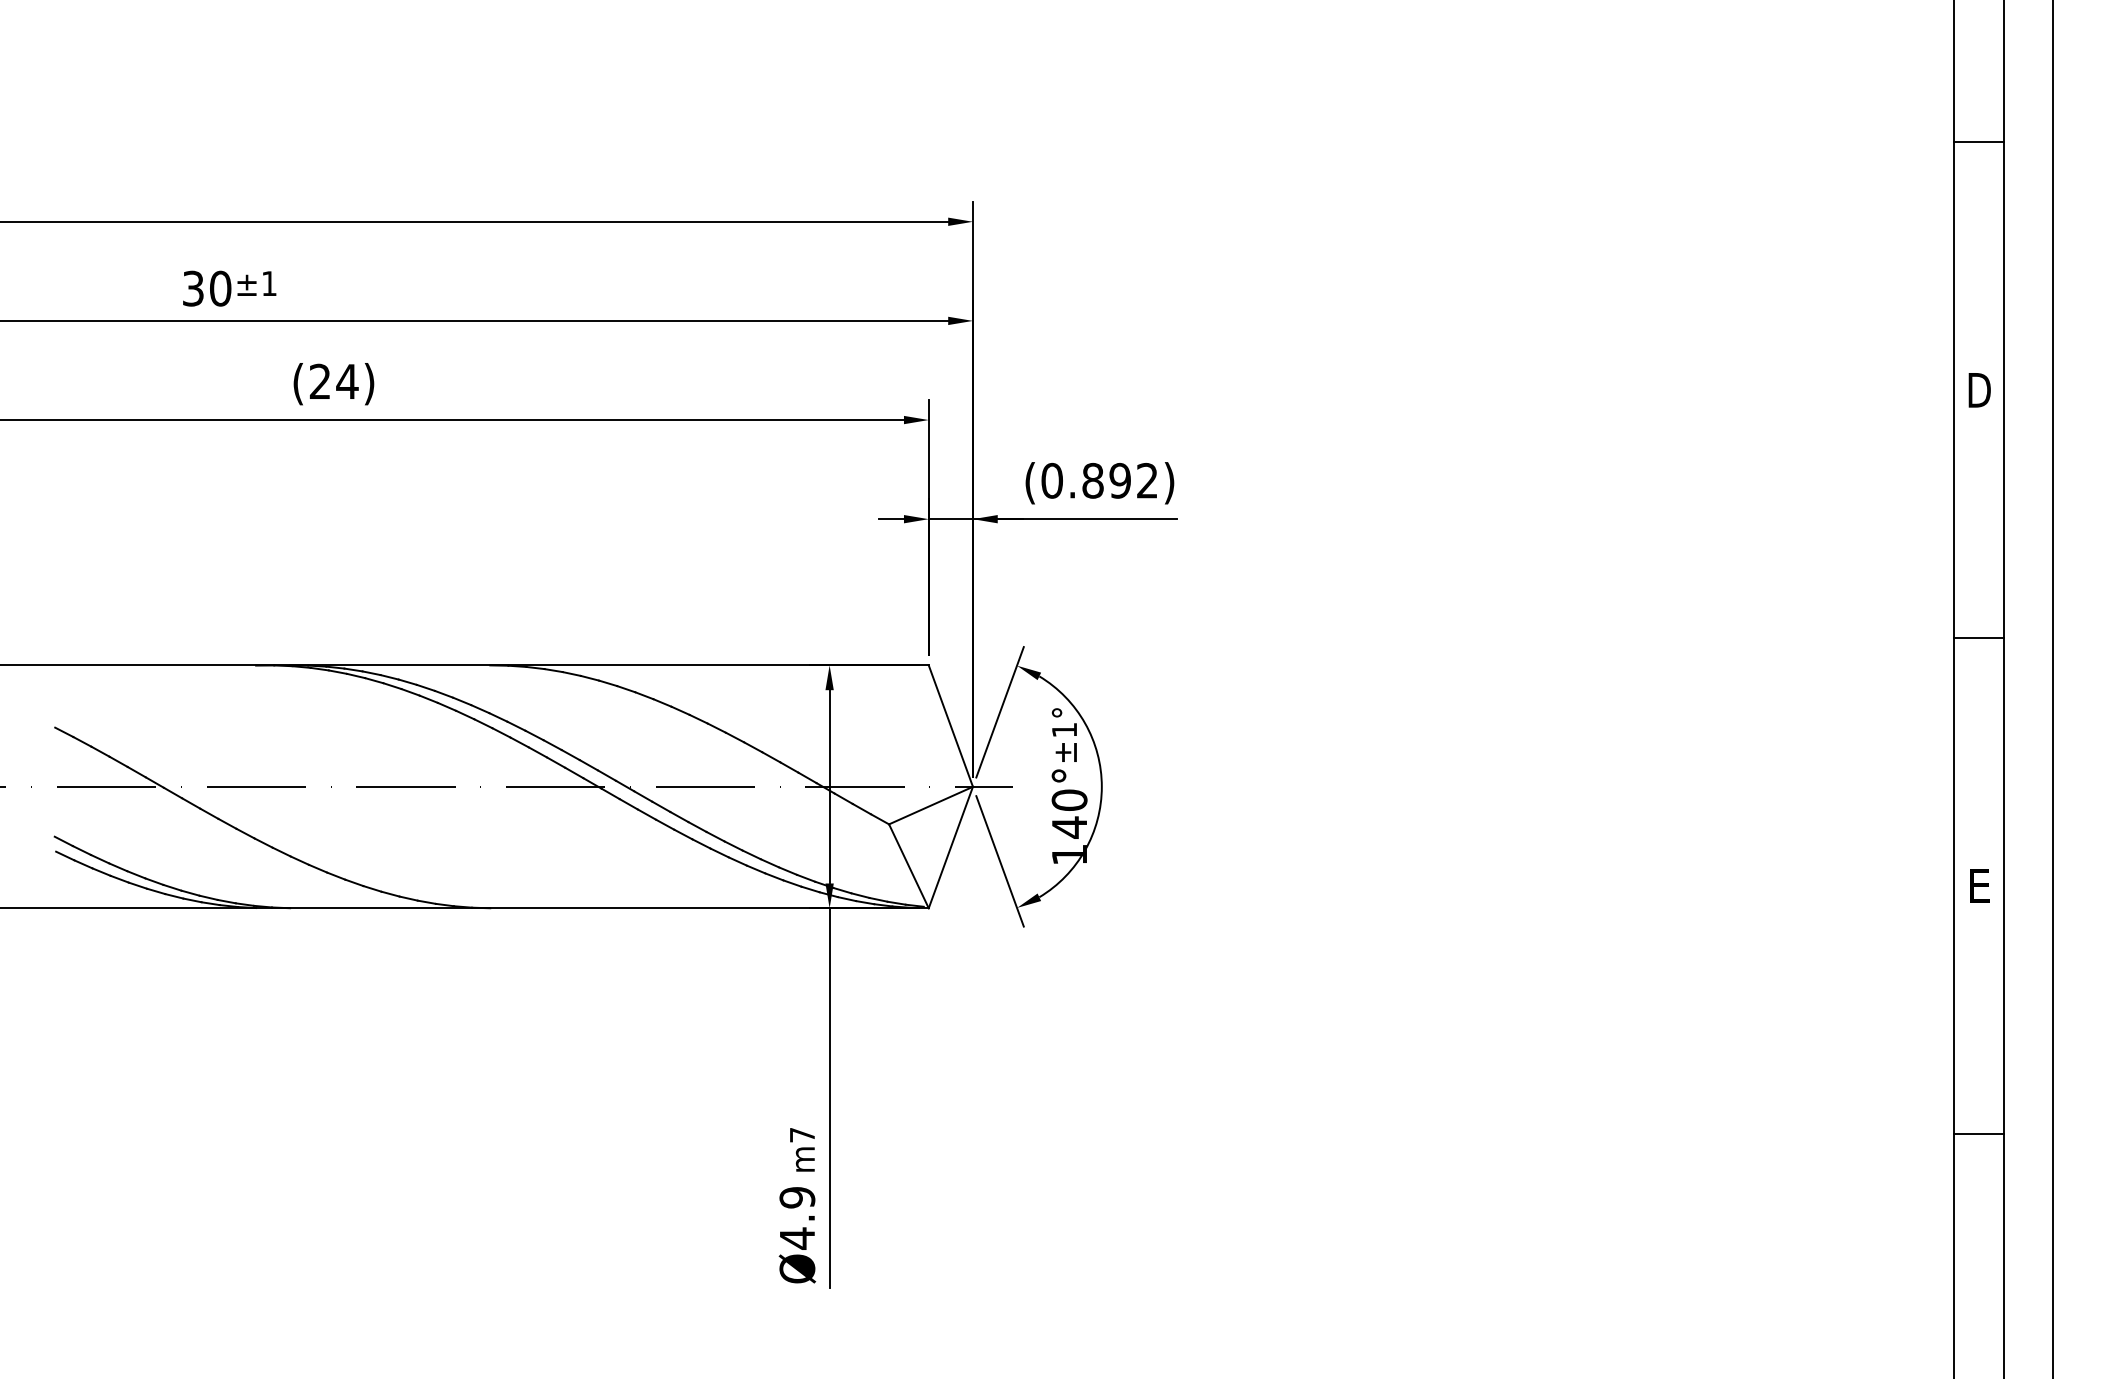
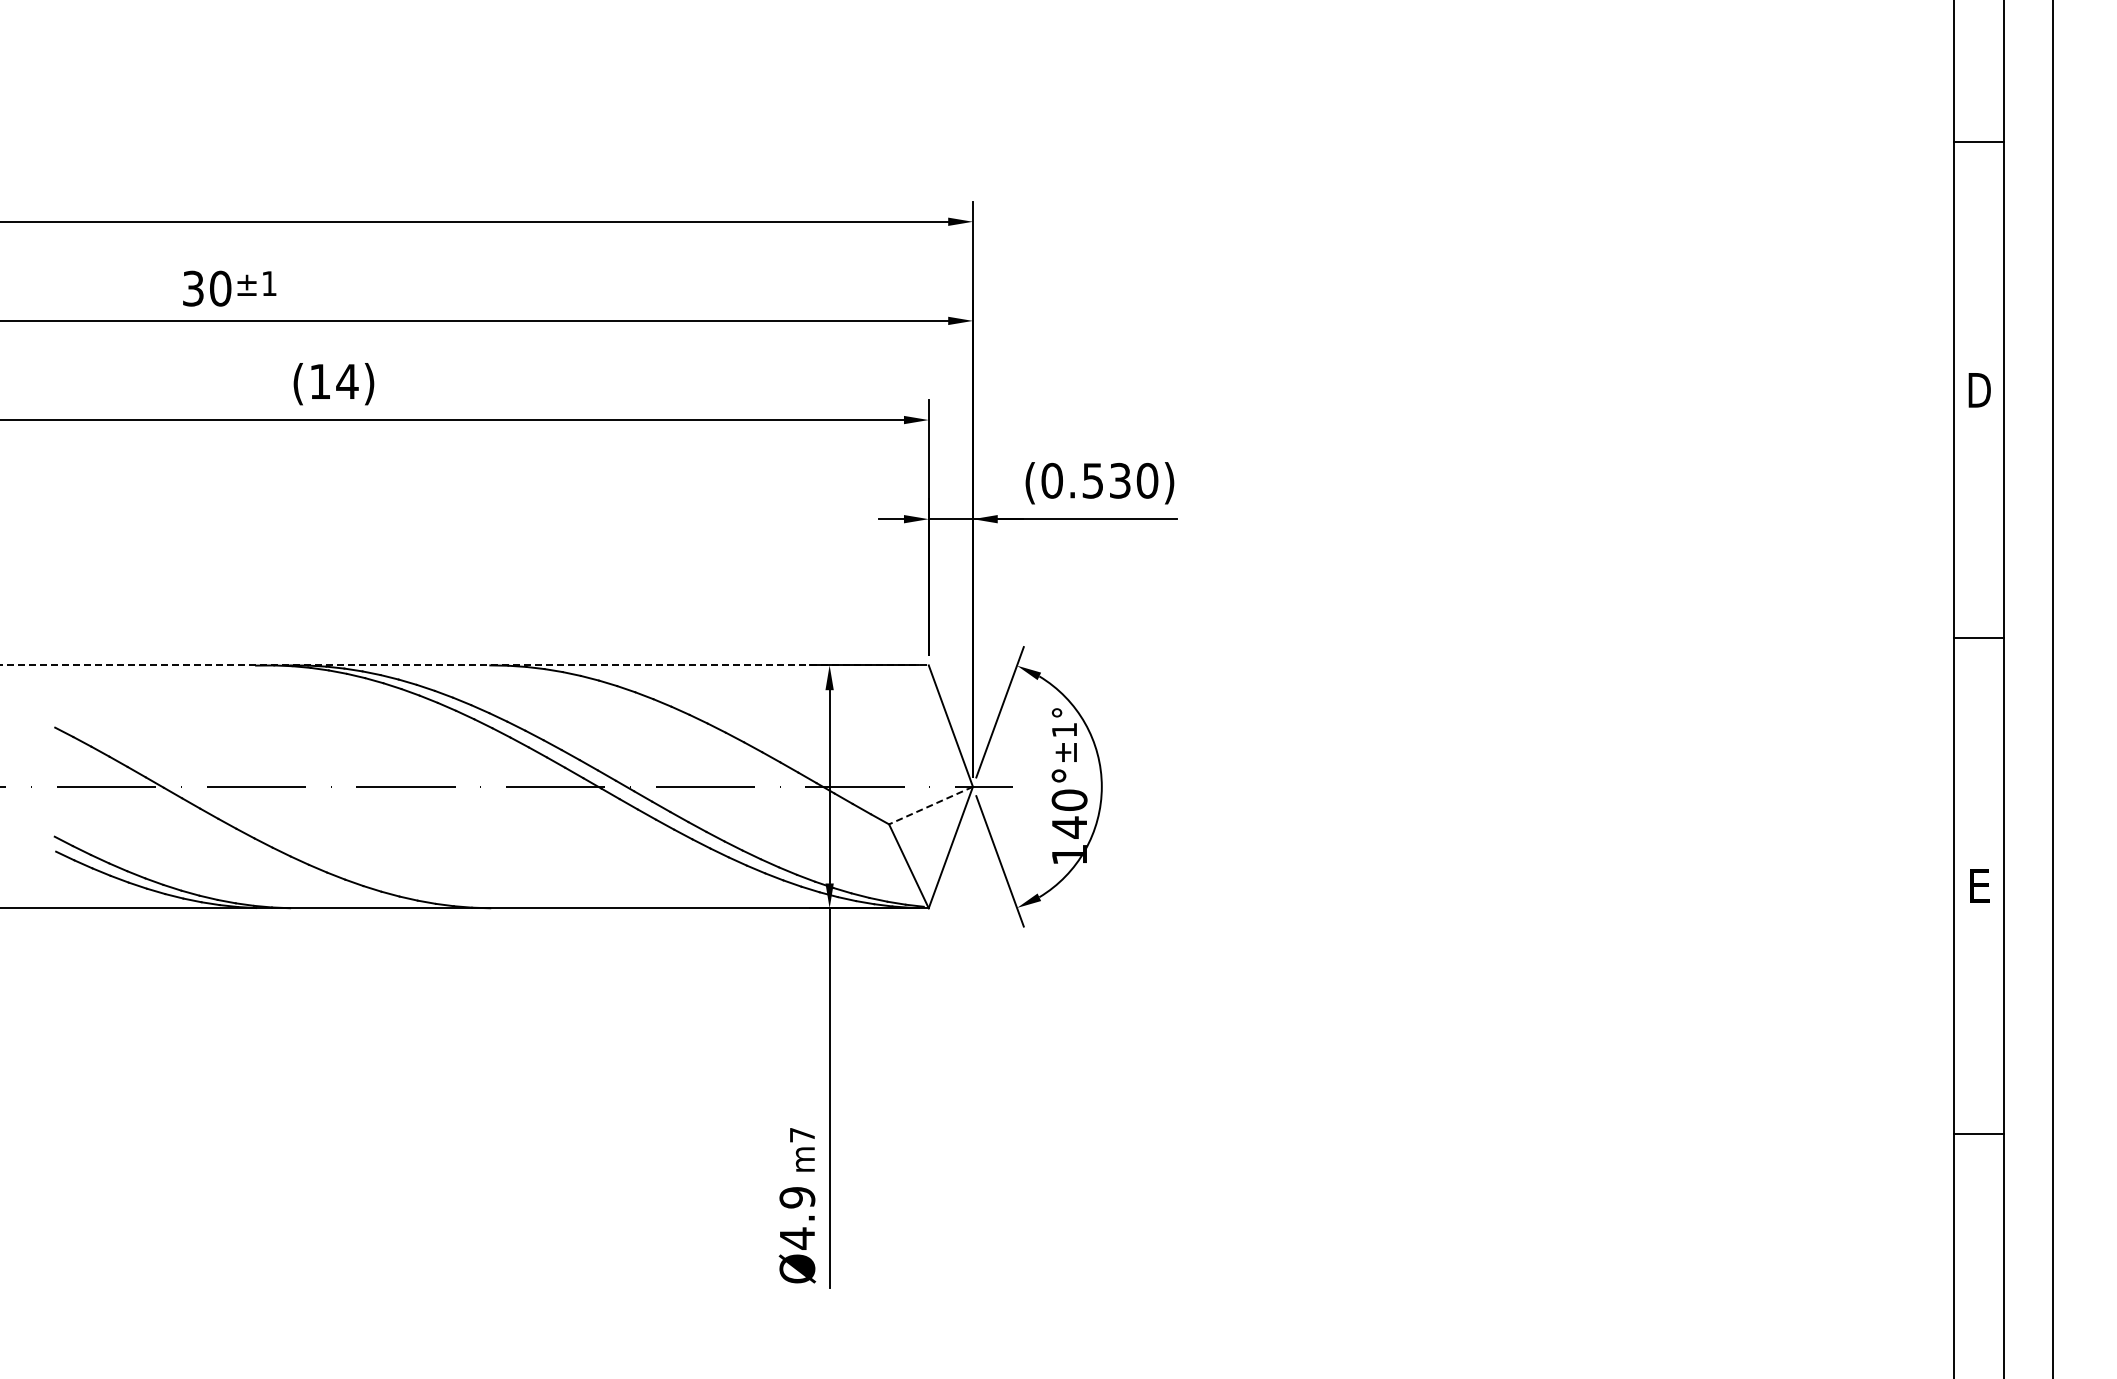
text: (24) -> (14) (319, 380)
text: (0.892) -> (0.530) (1120, 480)
line: solid -> dashed (464, 665)
line: solid -> dashed (931, 805)
